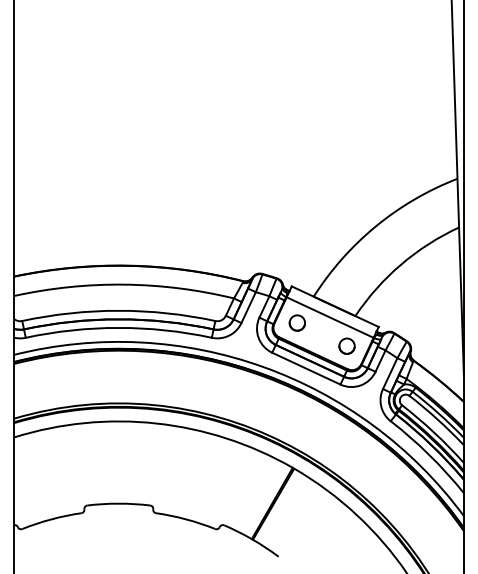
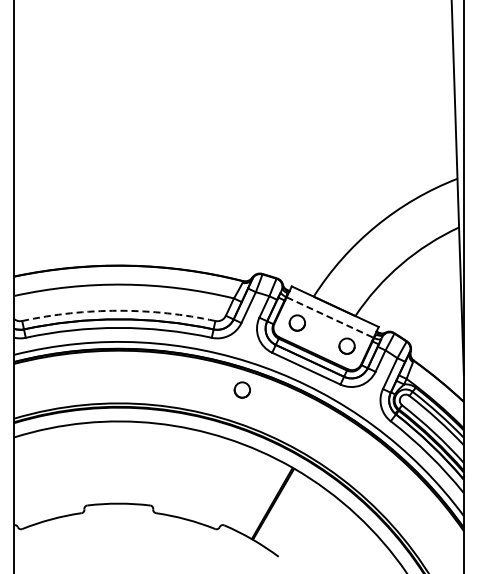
arc: solid -> dashed (118, 310)
line: solid -> dashed (330, 317)
circle: none -> present (241, 389)
